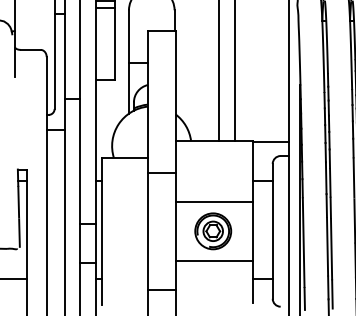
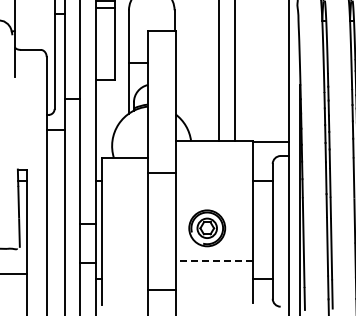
line: present -> none (213, 201)
part position: (213, 231) -> (207, 228) (207, 228)
line: solid -> dashed (214, 261)
line position: (14, 278) -> (14, 273) (14, 273)
